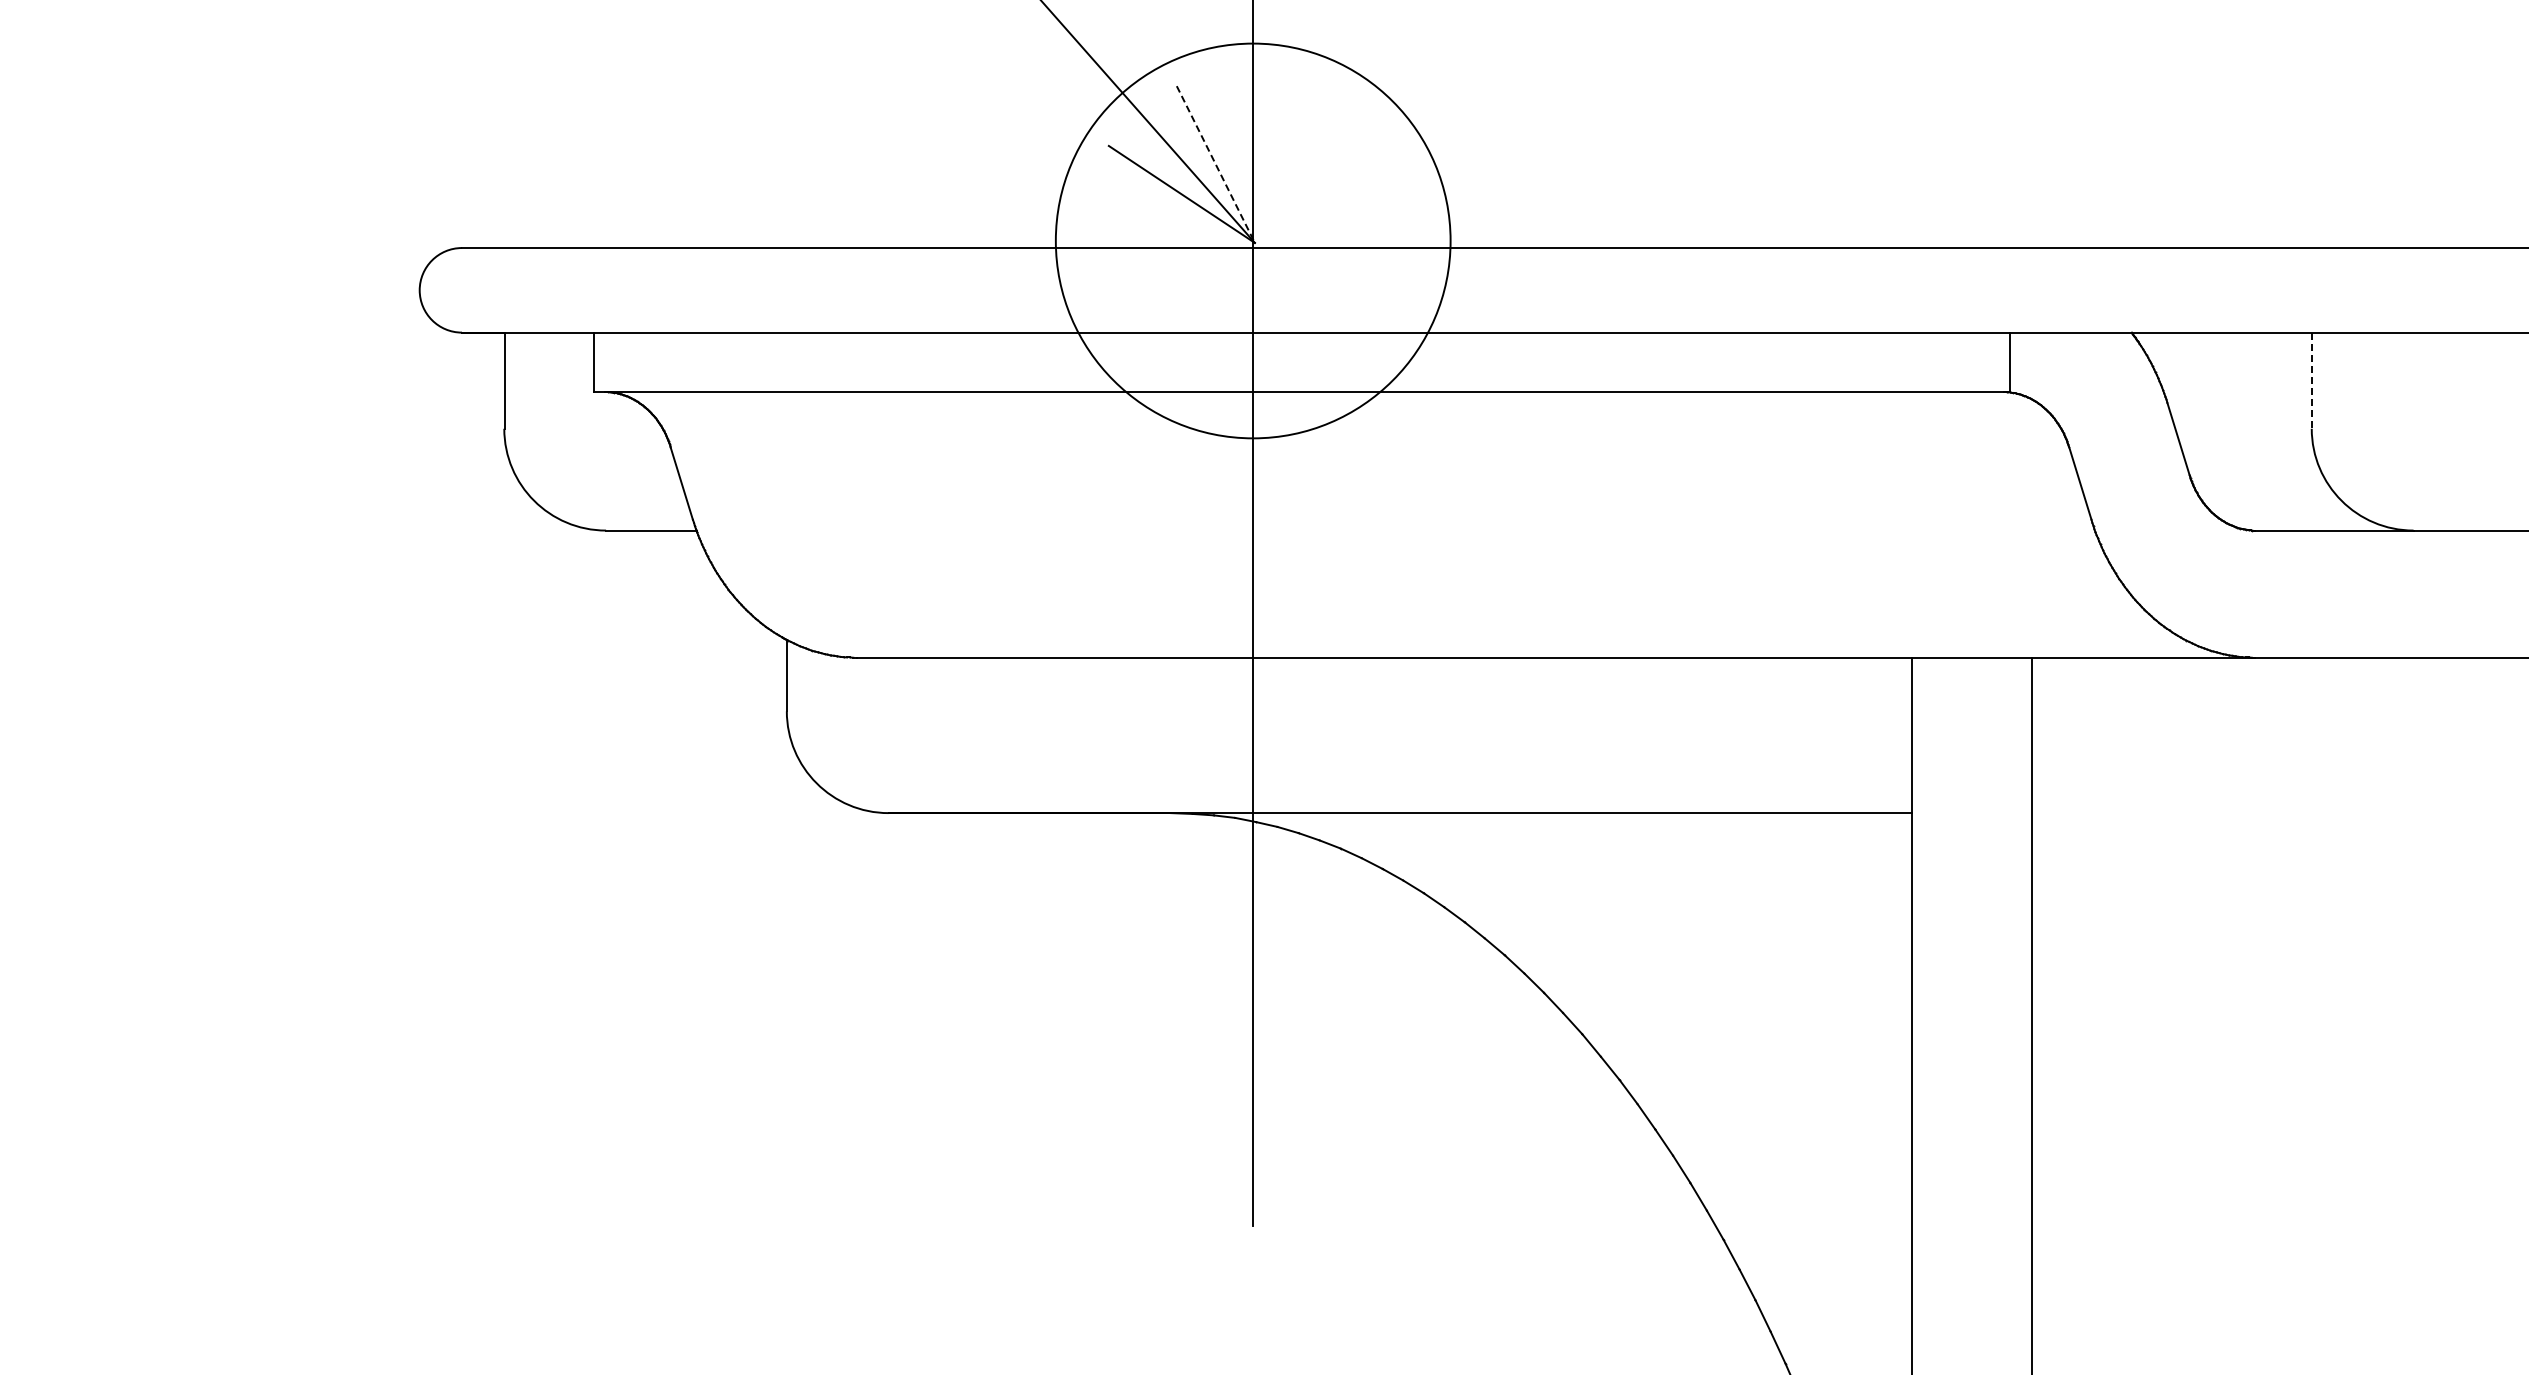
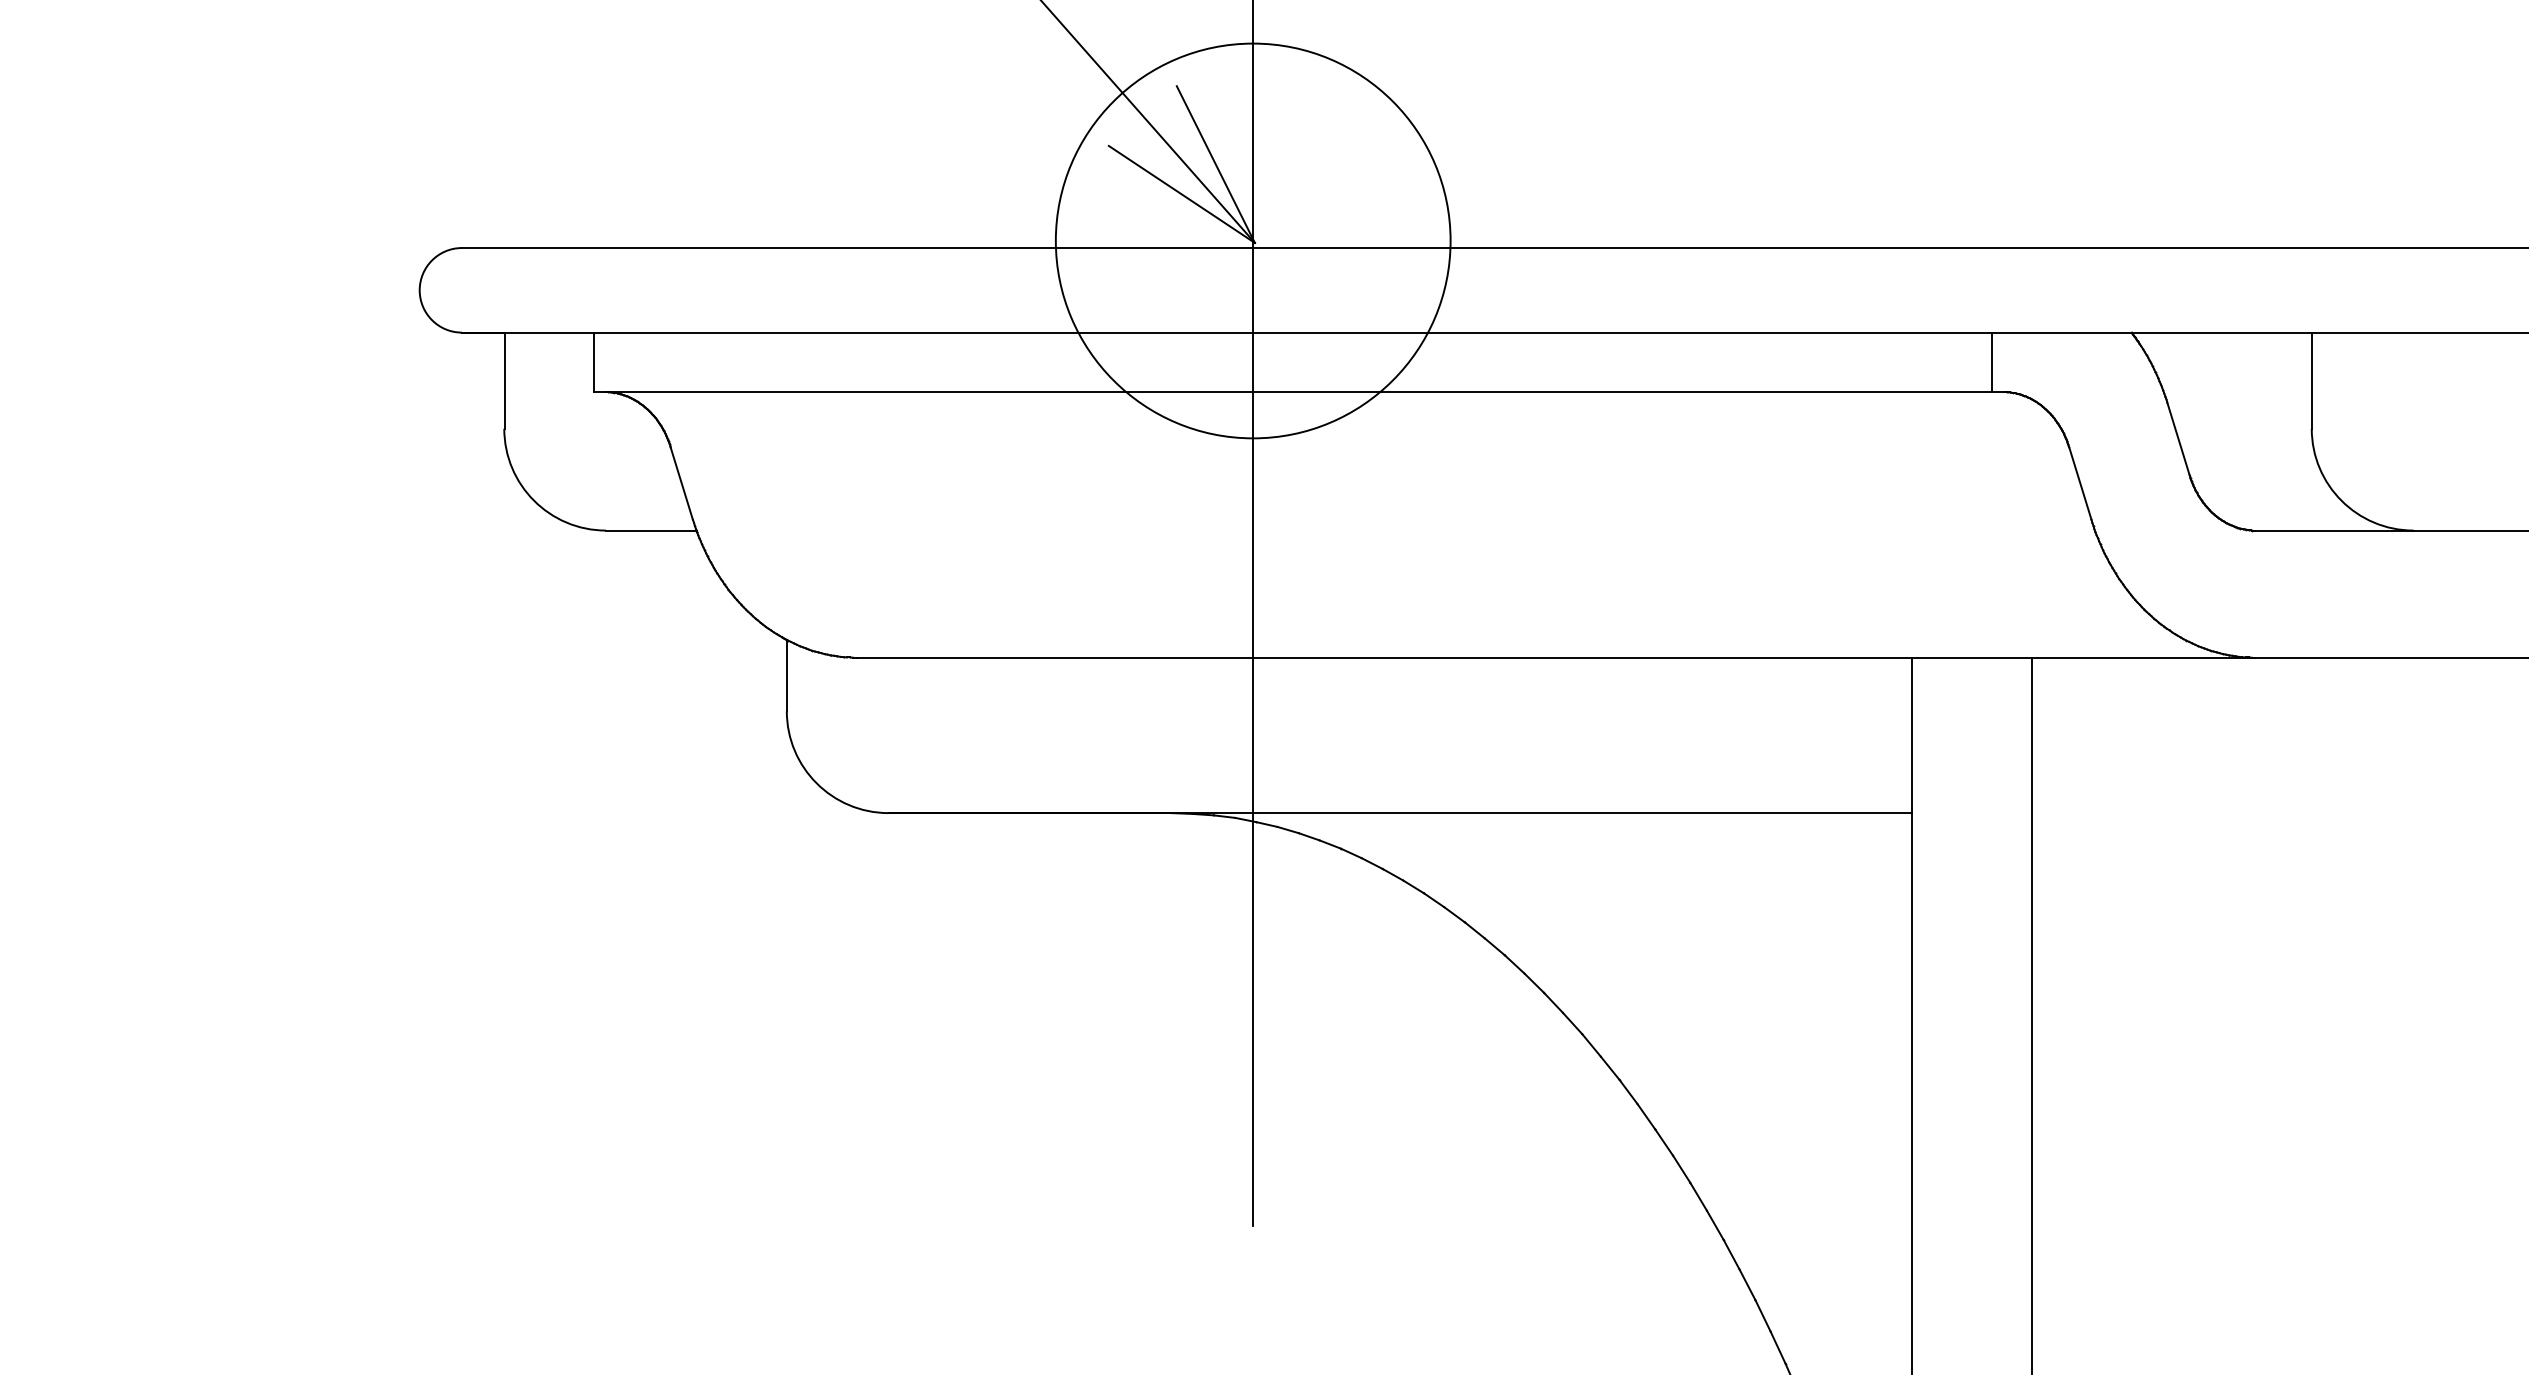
line: dashed -> solid (1215, 164)
line position: (2010, 362) -> (1992, 362) (1992, 362)
line: dashed -> solid (2312, 380)
